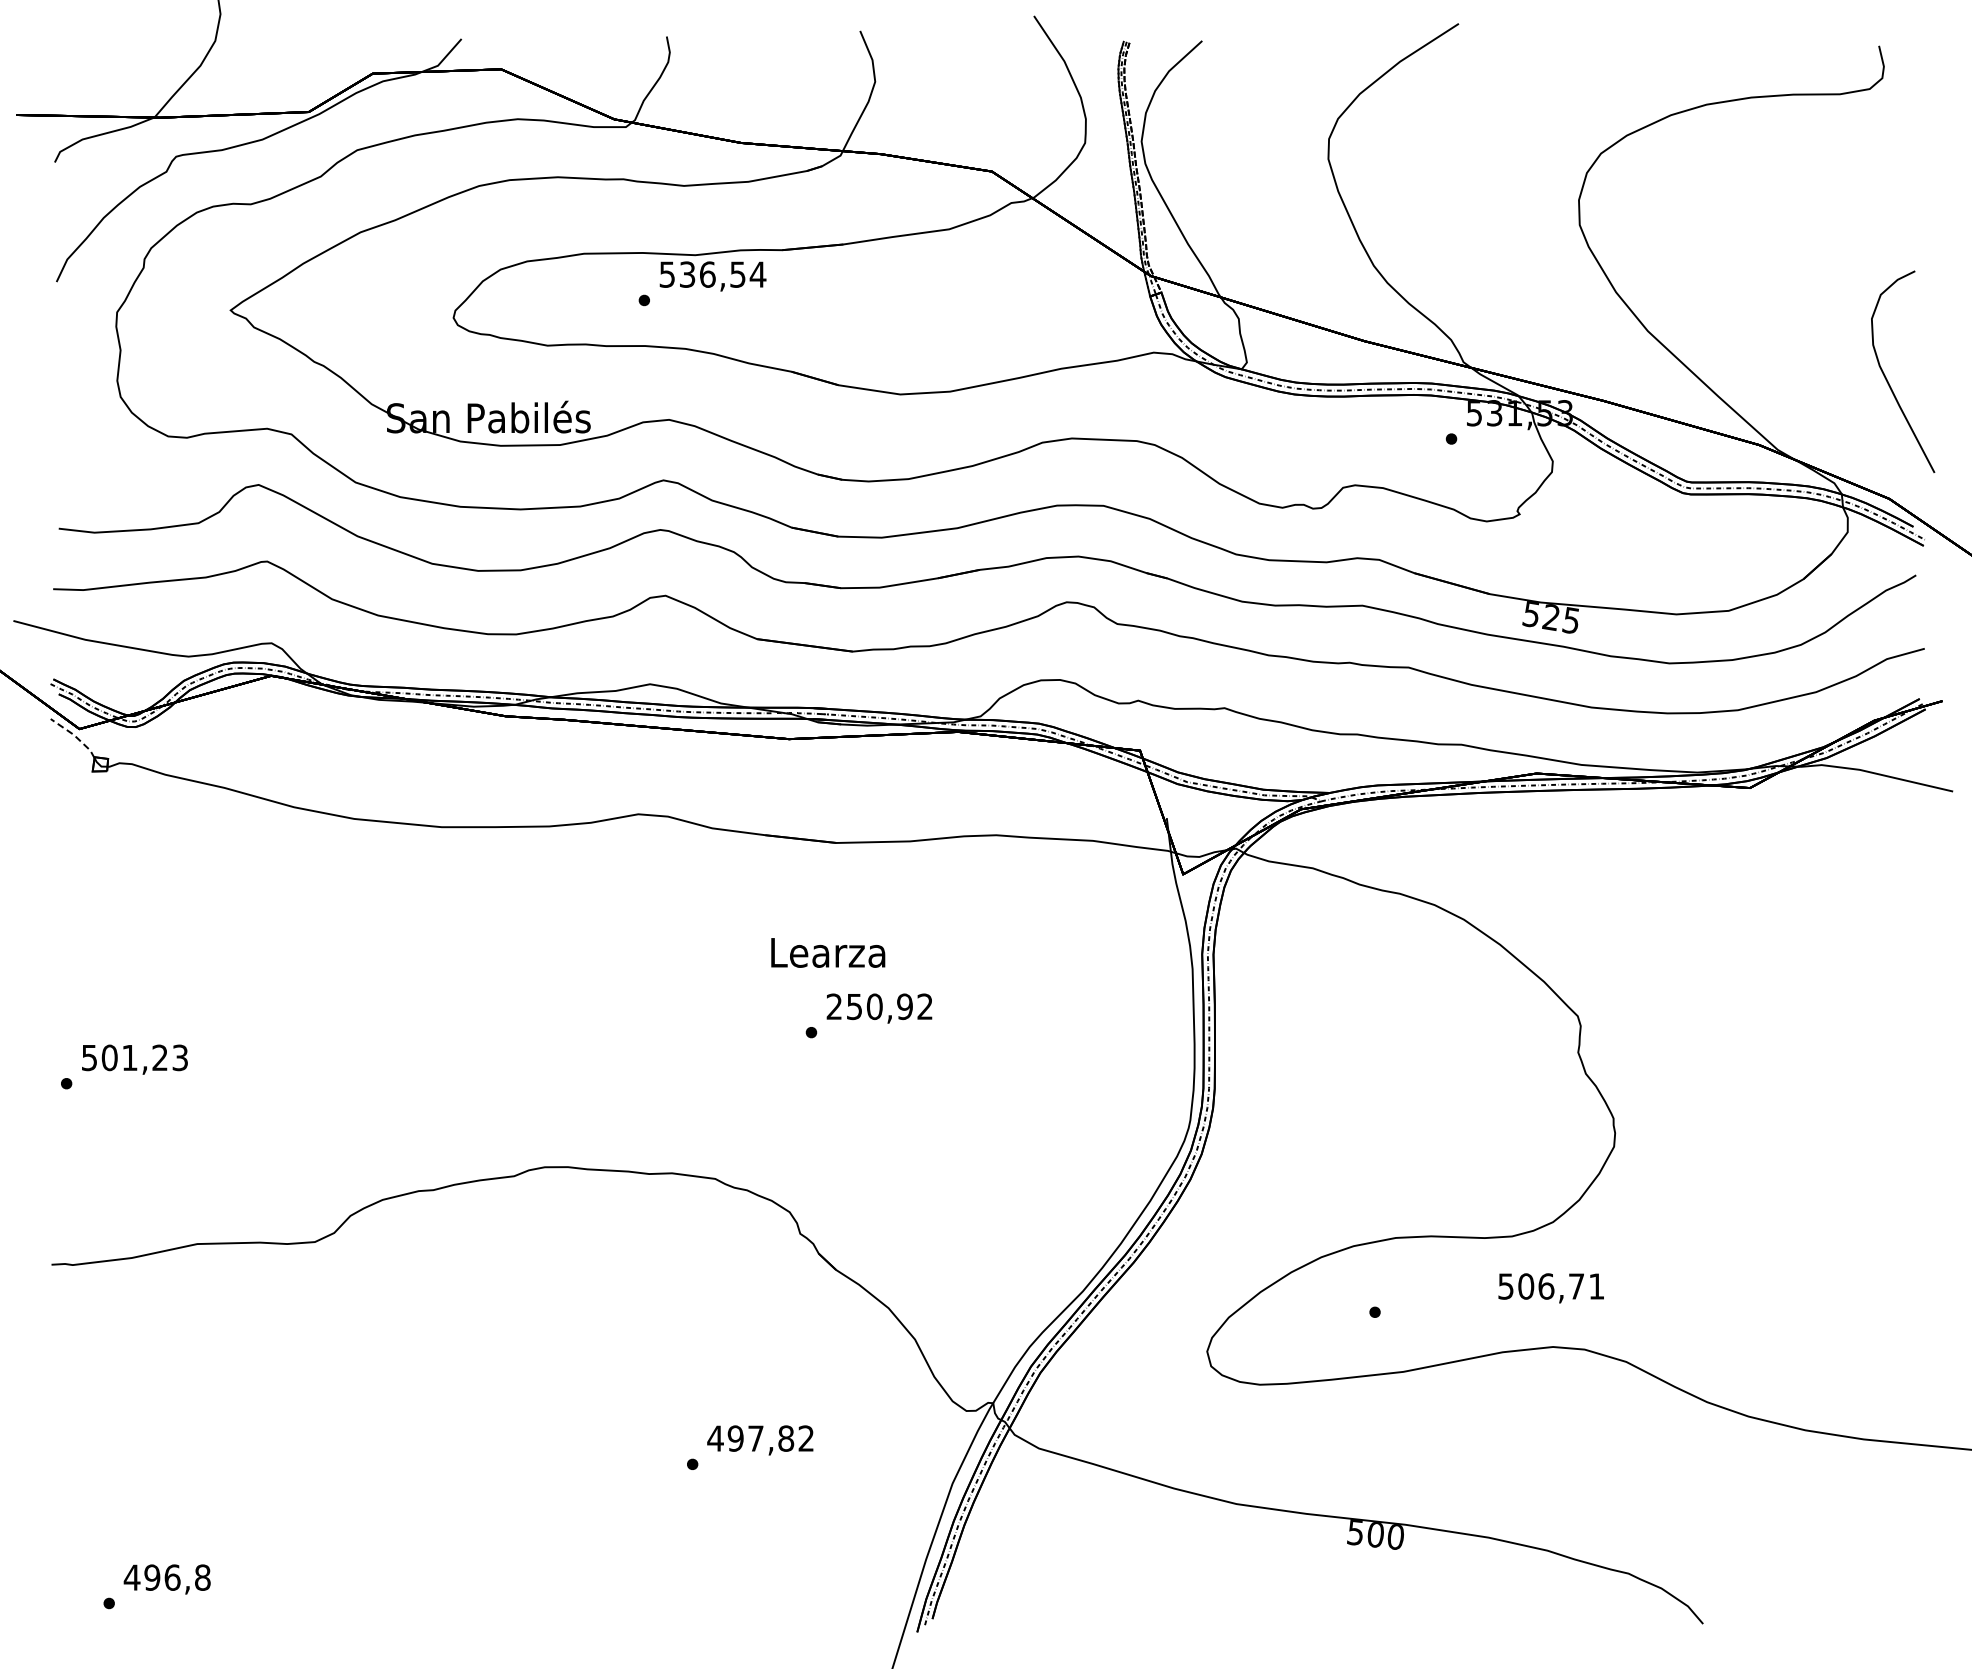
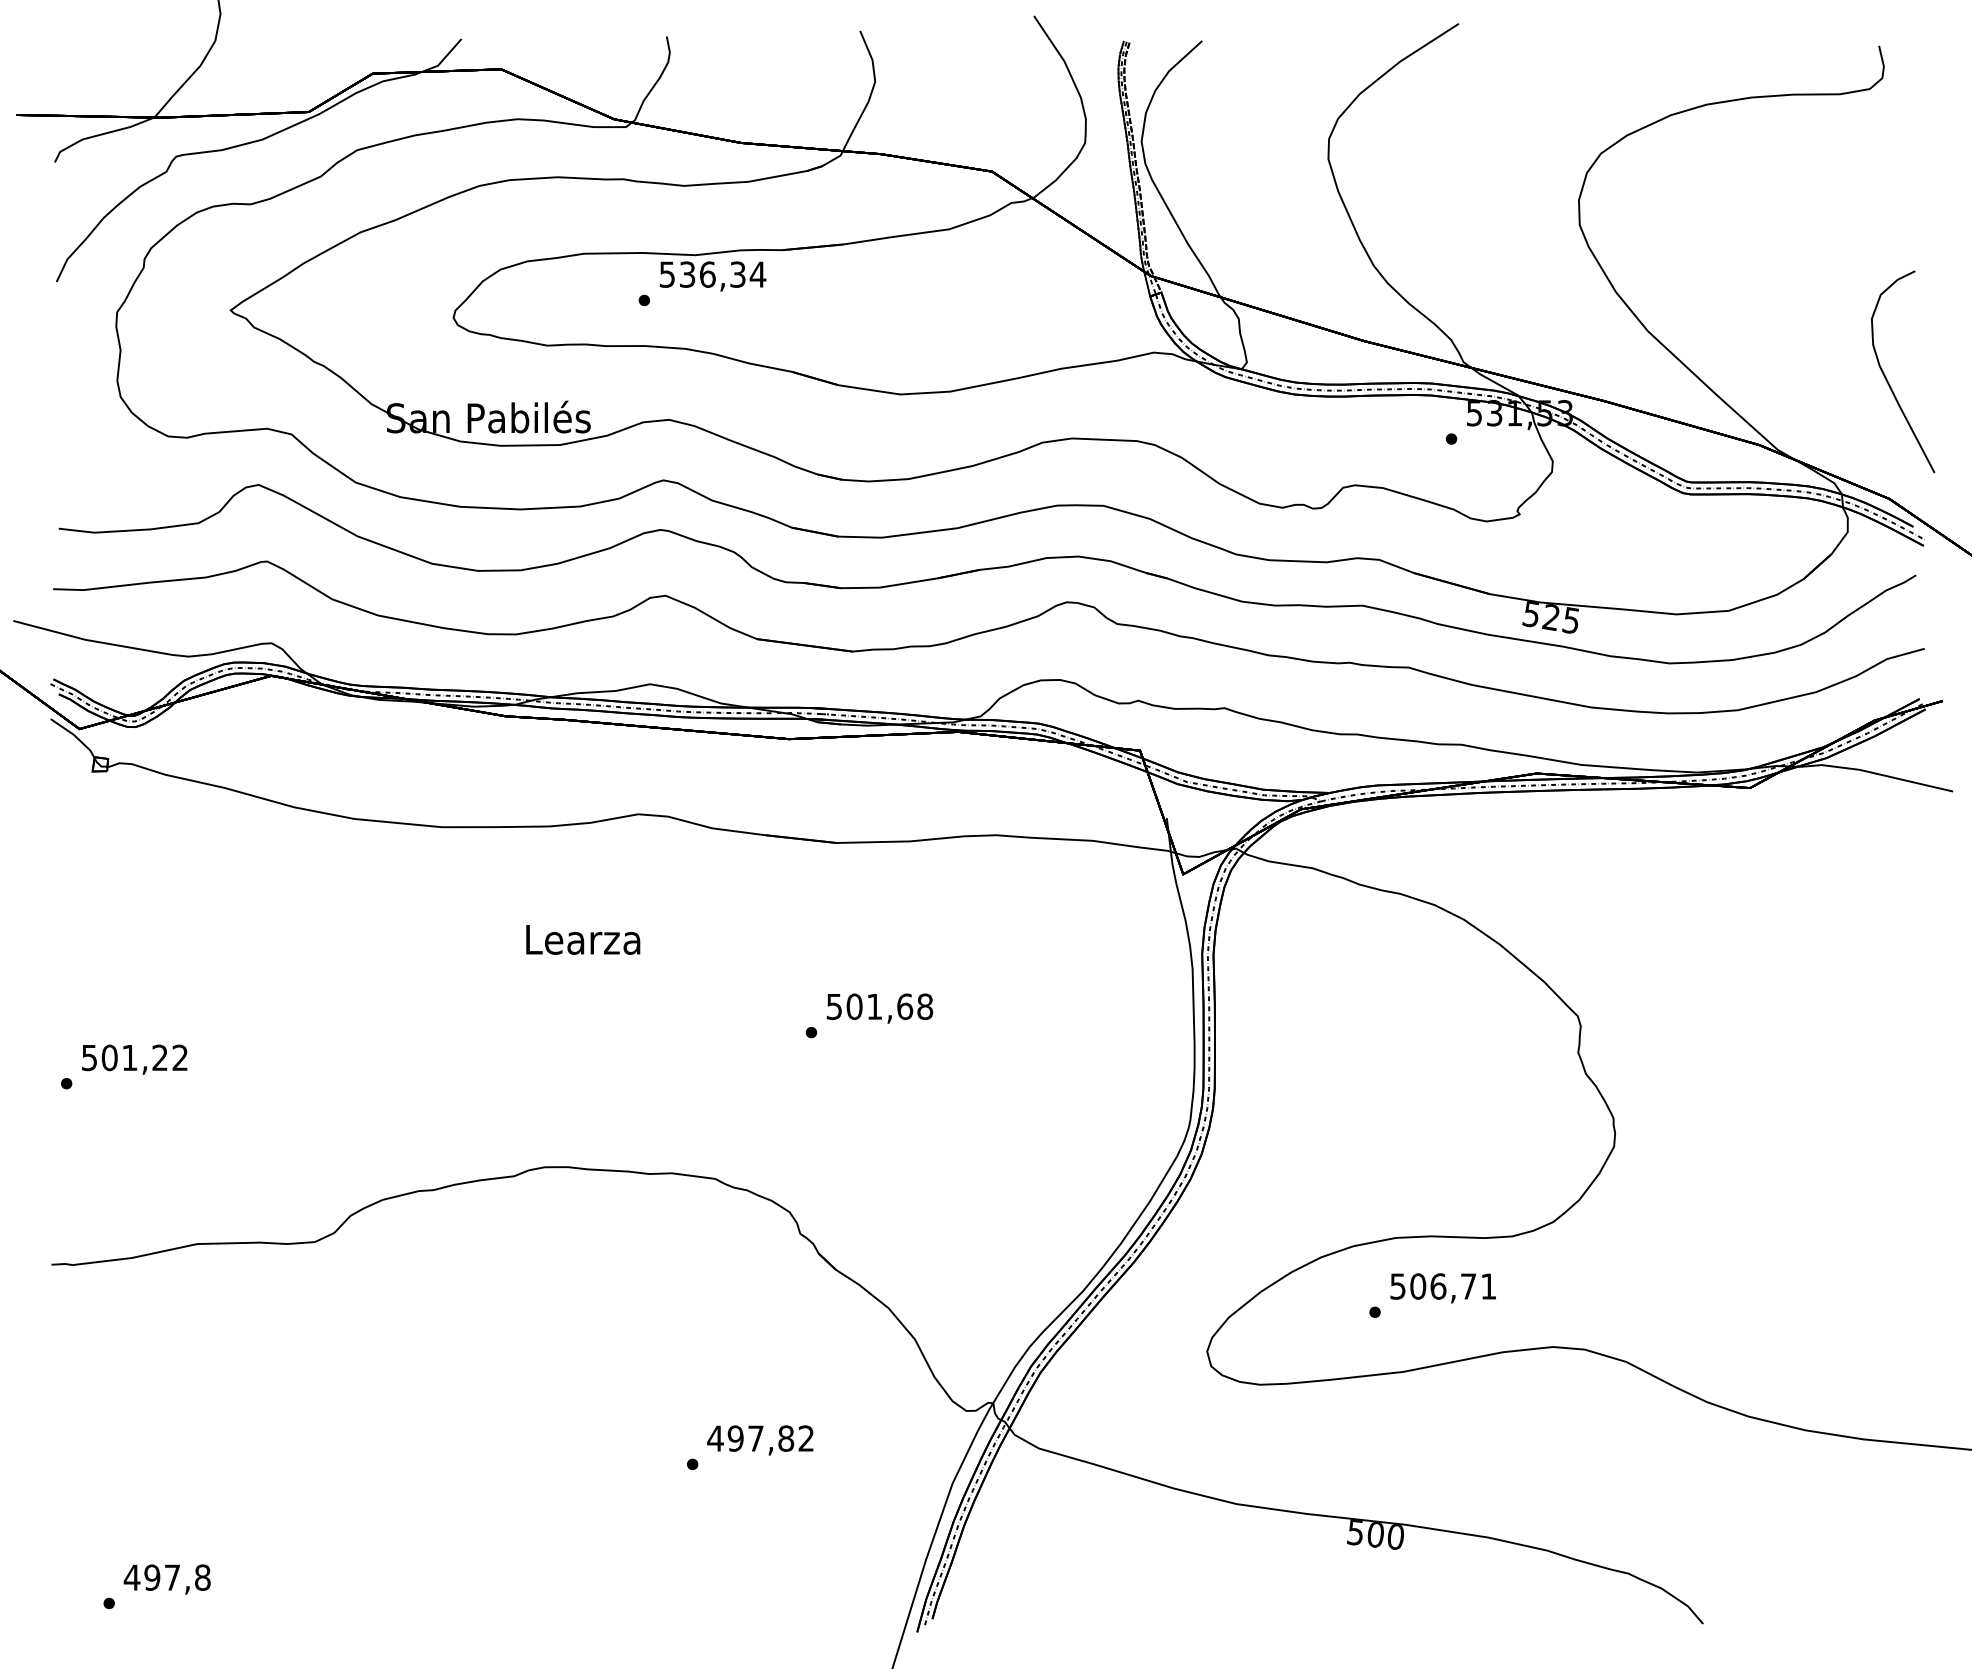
text: 536,54 -> 536,34 (738, 274)
line: dashed -> solid (75, 736)
text position: (828, 952) -> (583, 939) (583, 939)
text: 250,92 -> 501,68 (879, 1006)
text: 501,23 -> 501,22 (179, 1057)
text position: (1550, 1288) -> (1442, 1288) (1442, 1288)
text: 496,8 -> 497,8 (172, 1577)
